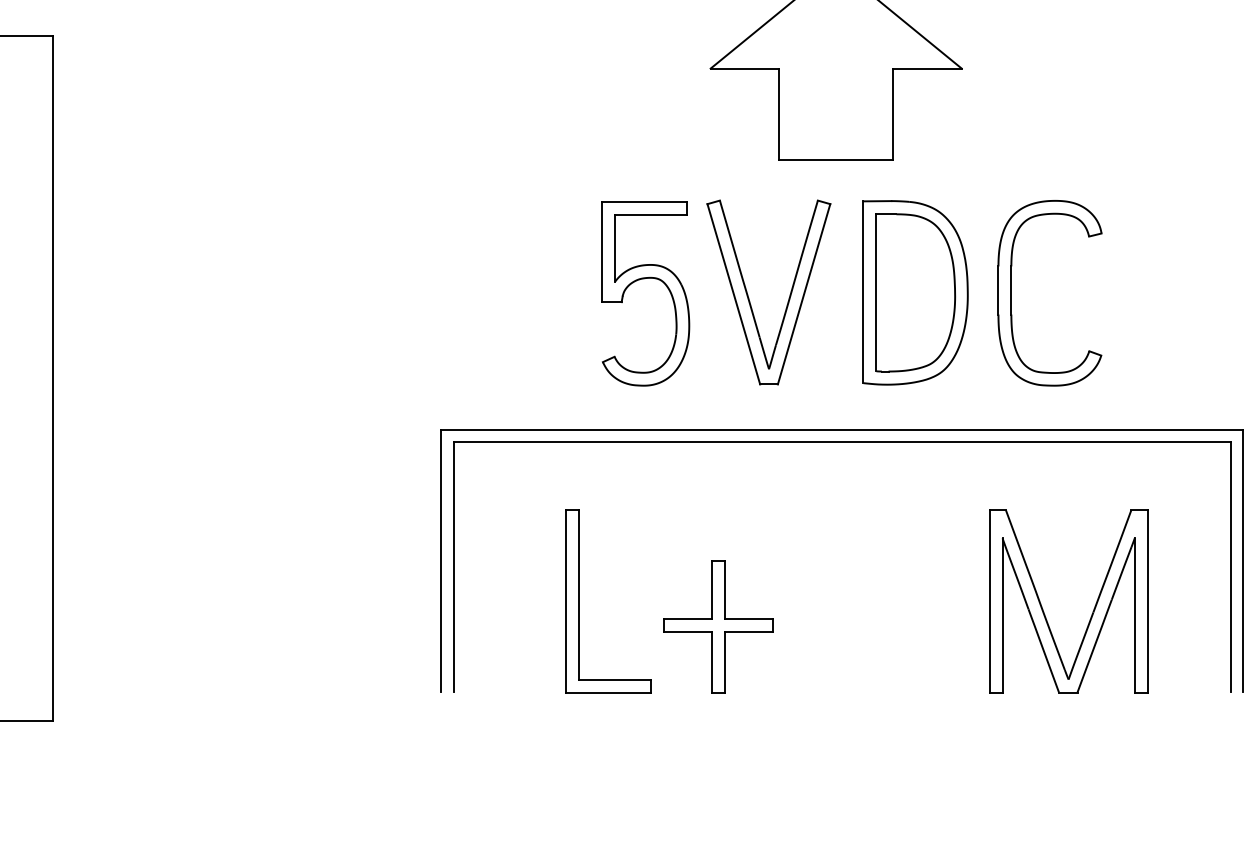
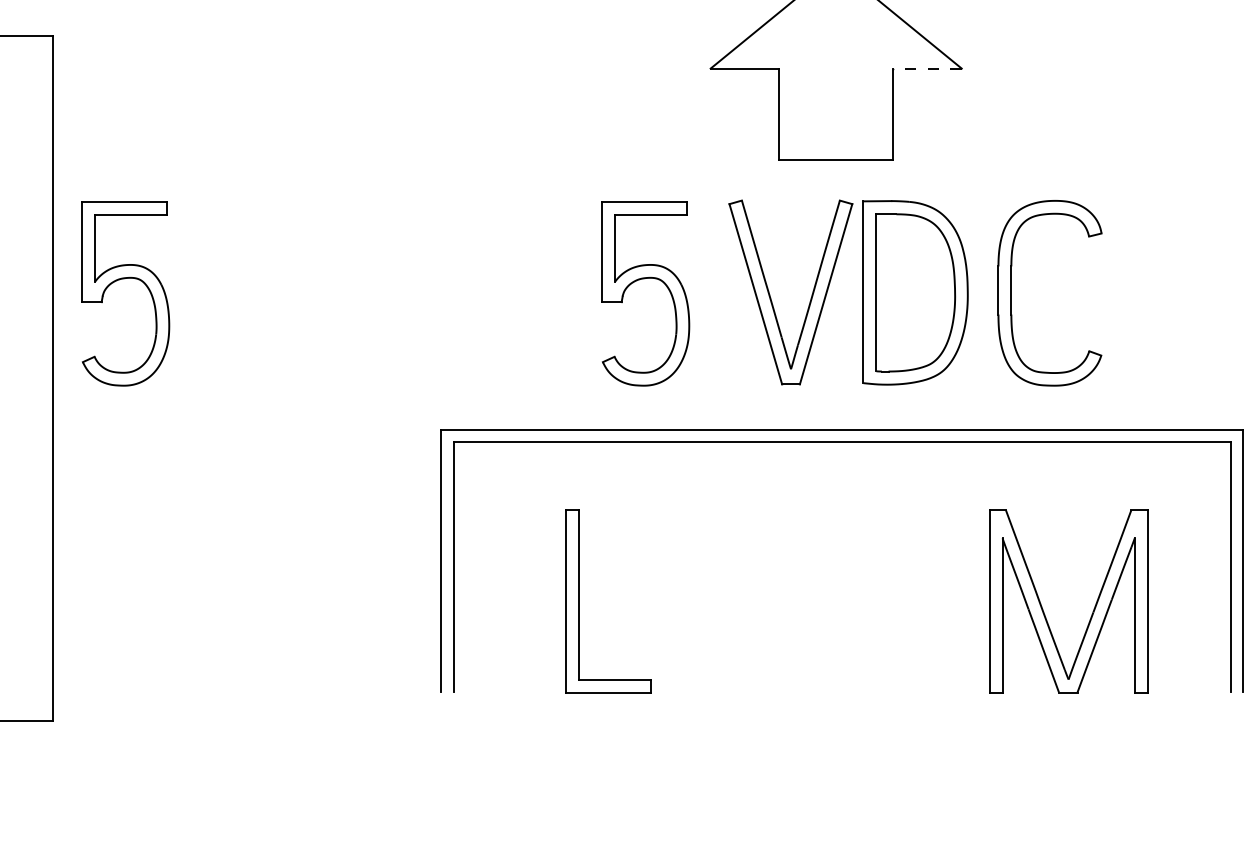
line: solid -> dashed (927, 68)
part: none -> present (124, 279)
part position: (749, 298) -> (771, 298) (771, 298)
part: present -> none (718, 626)
